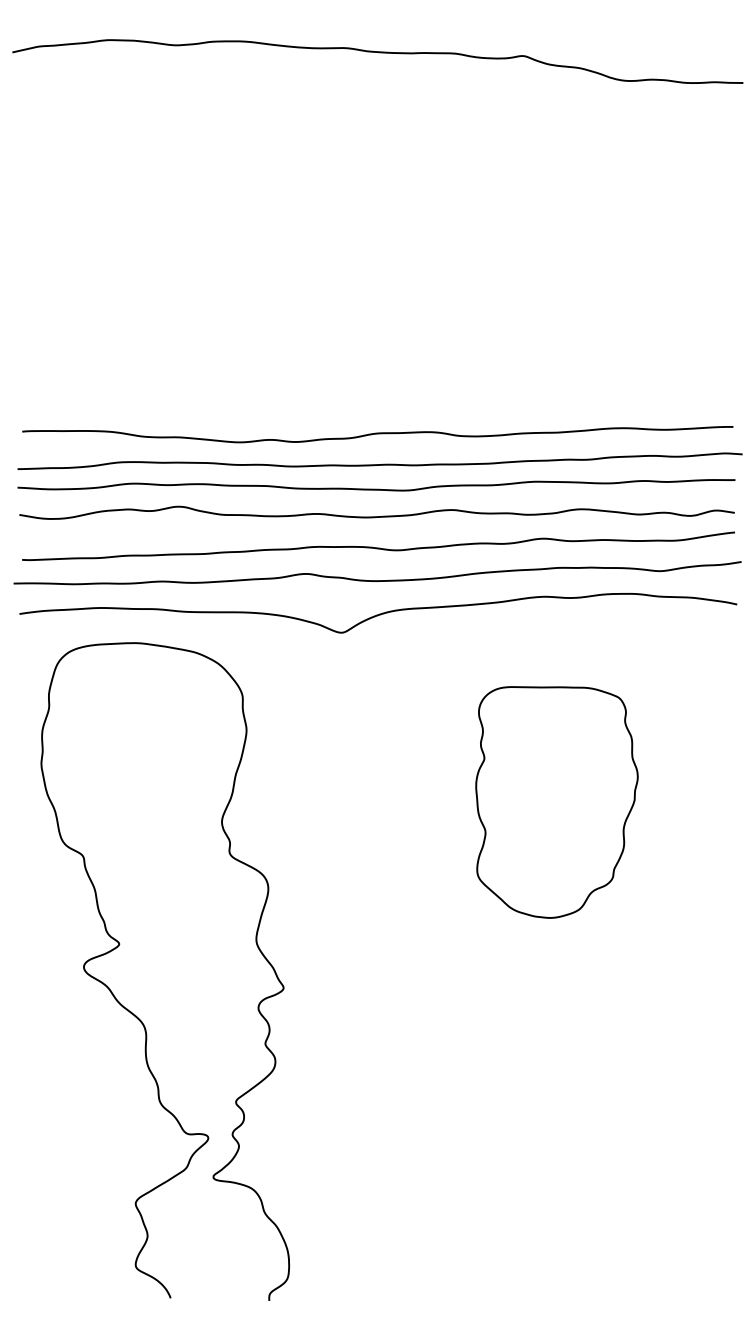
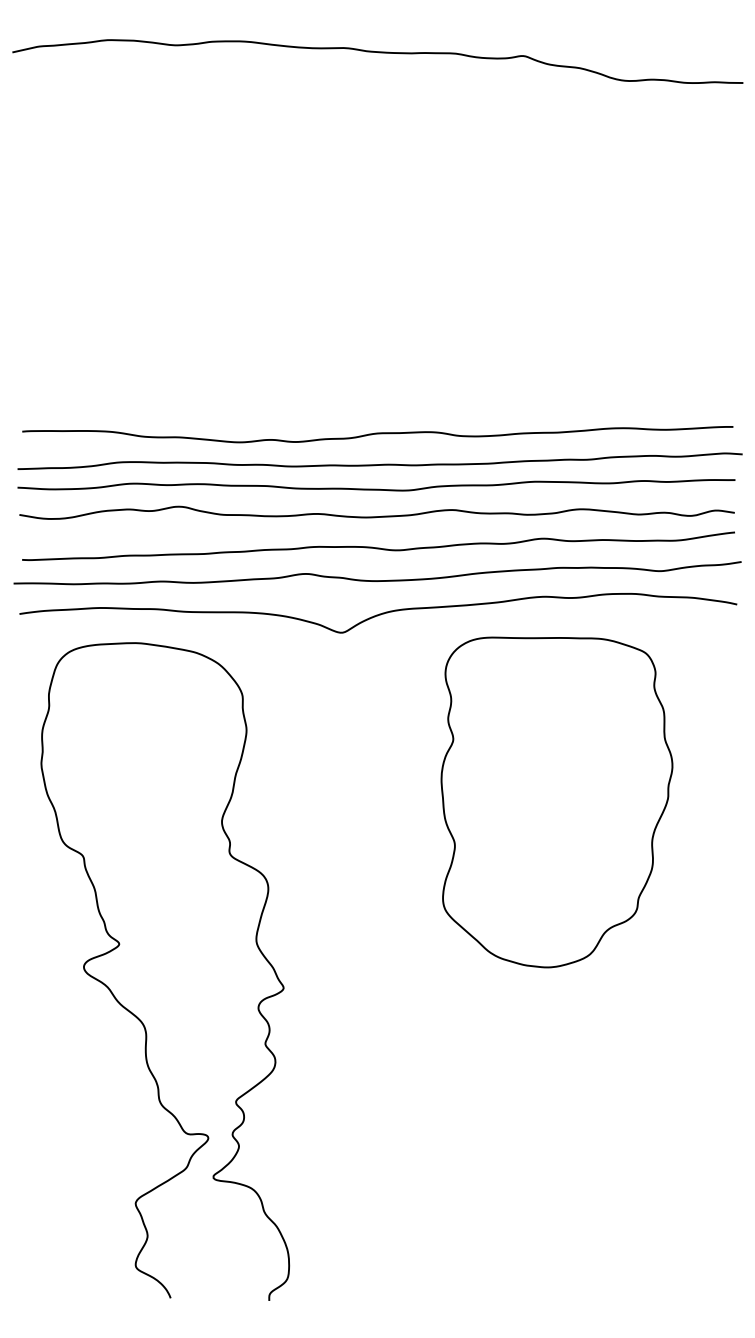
part size: 164x233 px -> 234x333 px (556, 802)
